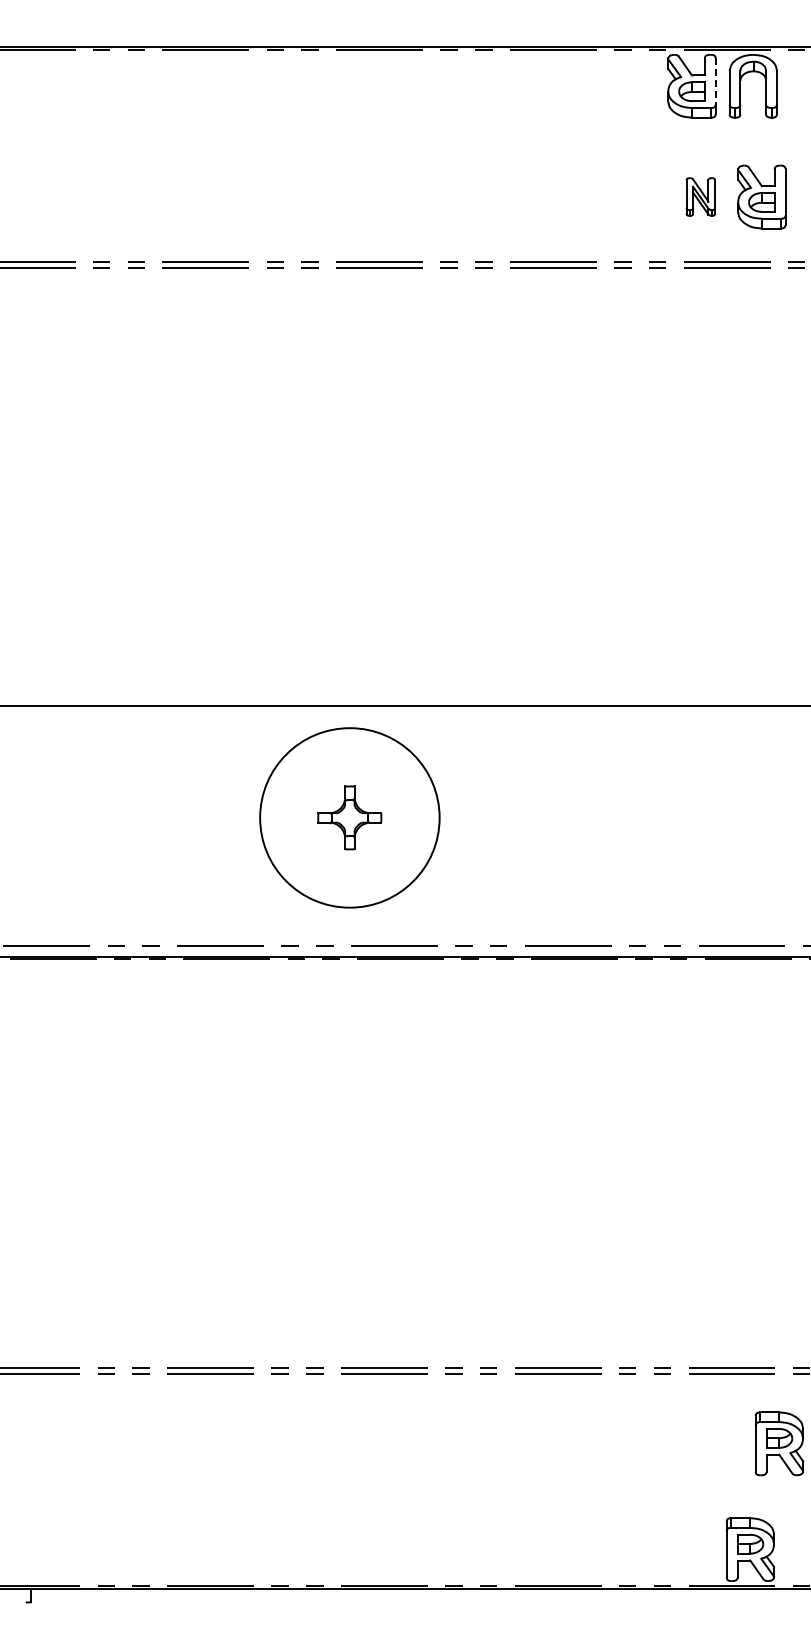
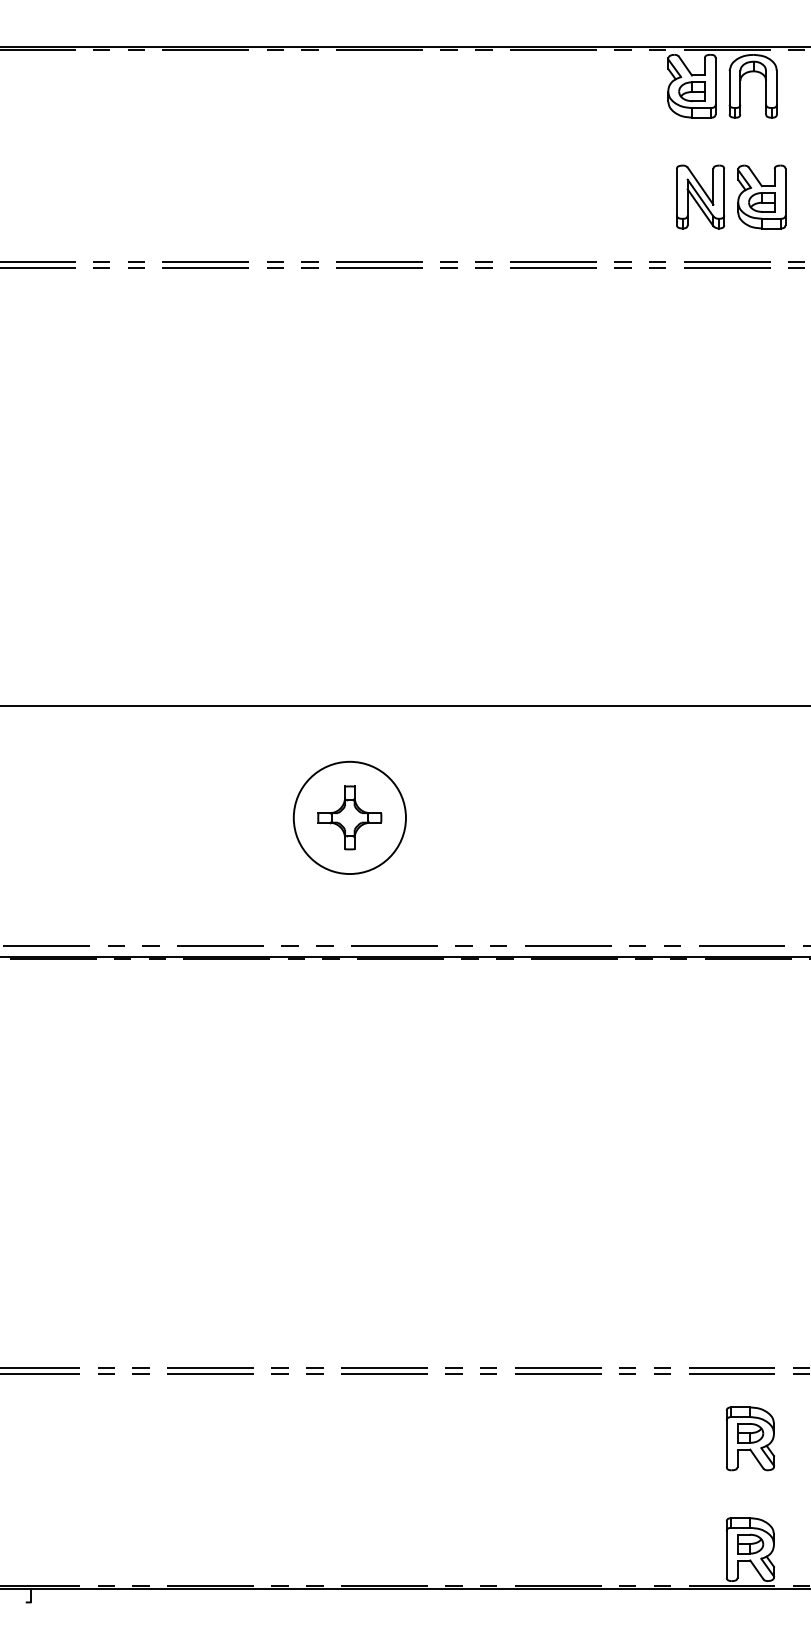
line: dashed -> solid (715, 81)
part size: 31x40 px -> 50x66 px (700, 196)
circle diameter: 180 px -> 112 px (349, 817)
part position: (779, 1443) -> (750, 1438) (750, 1438)
